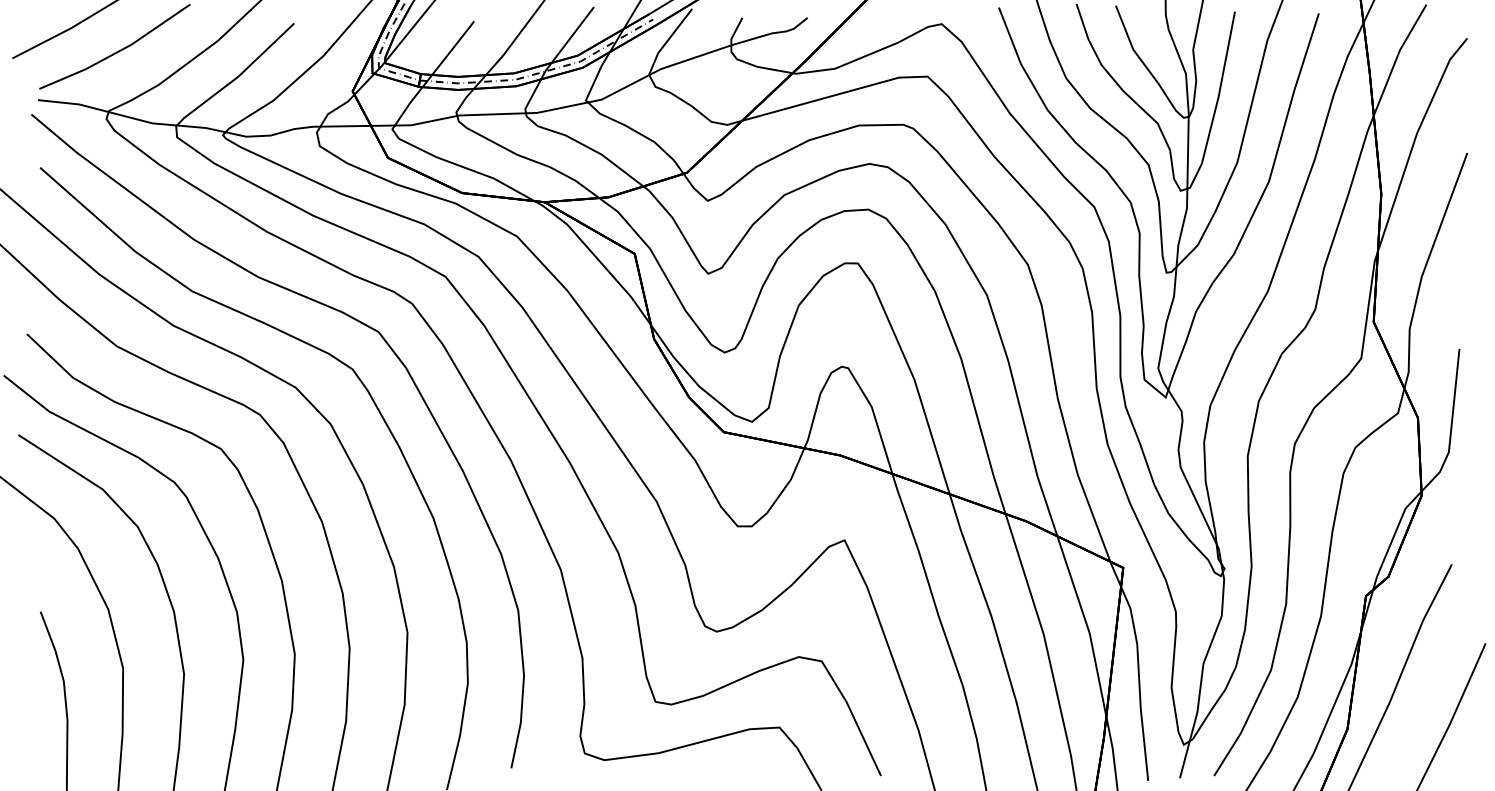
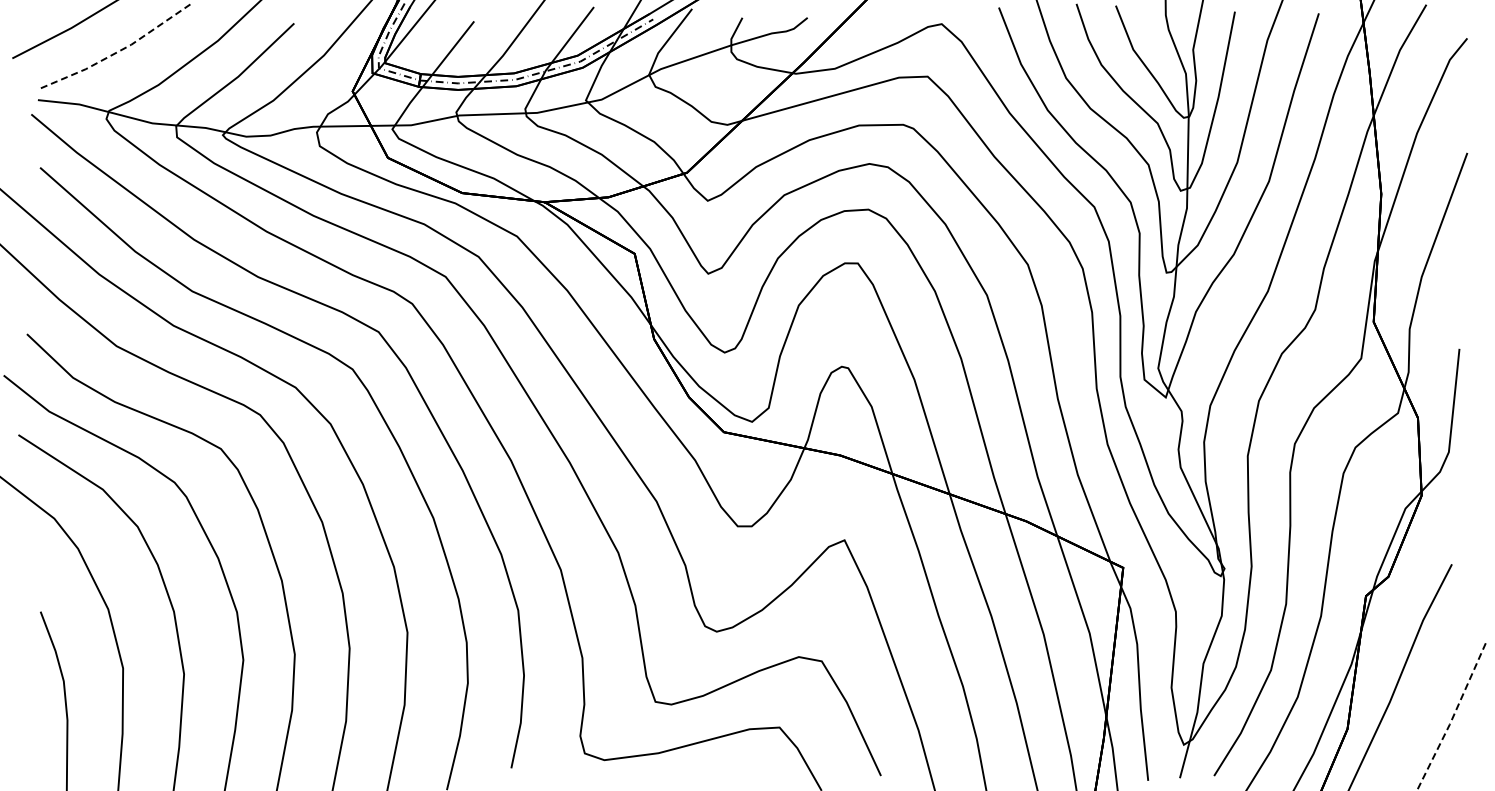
line: solid -> dashed (117, 52)
line: solid -> dashed (1452, 718)
